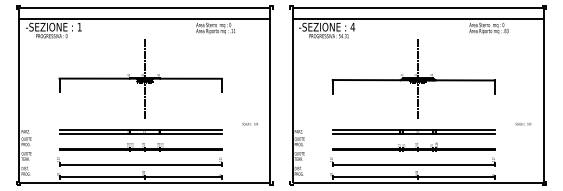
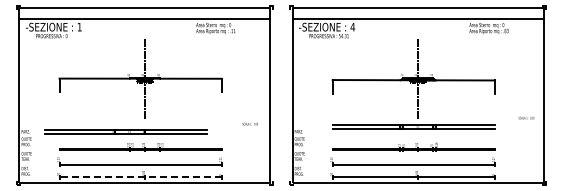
text position: (523, 123) -> (526, 117) (526, 117)
part position: (140, 131) -> (125, 131) (125, 131)
part position: (413, 131) -> (413, 126) (413, 126)
line: solid -> dashed (140, 177)
